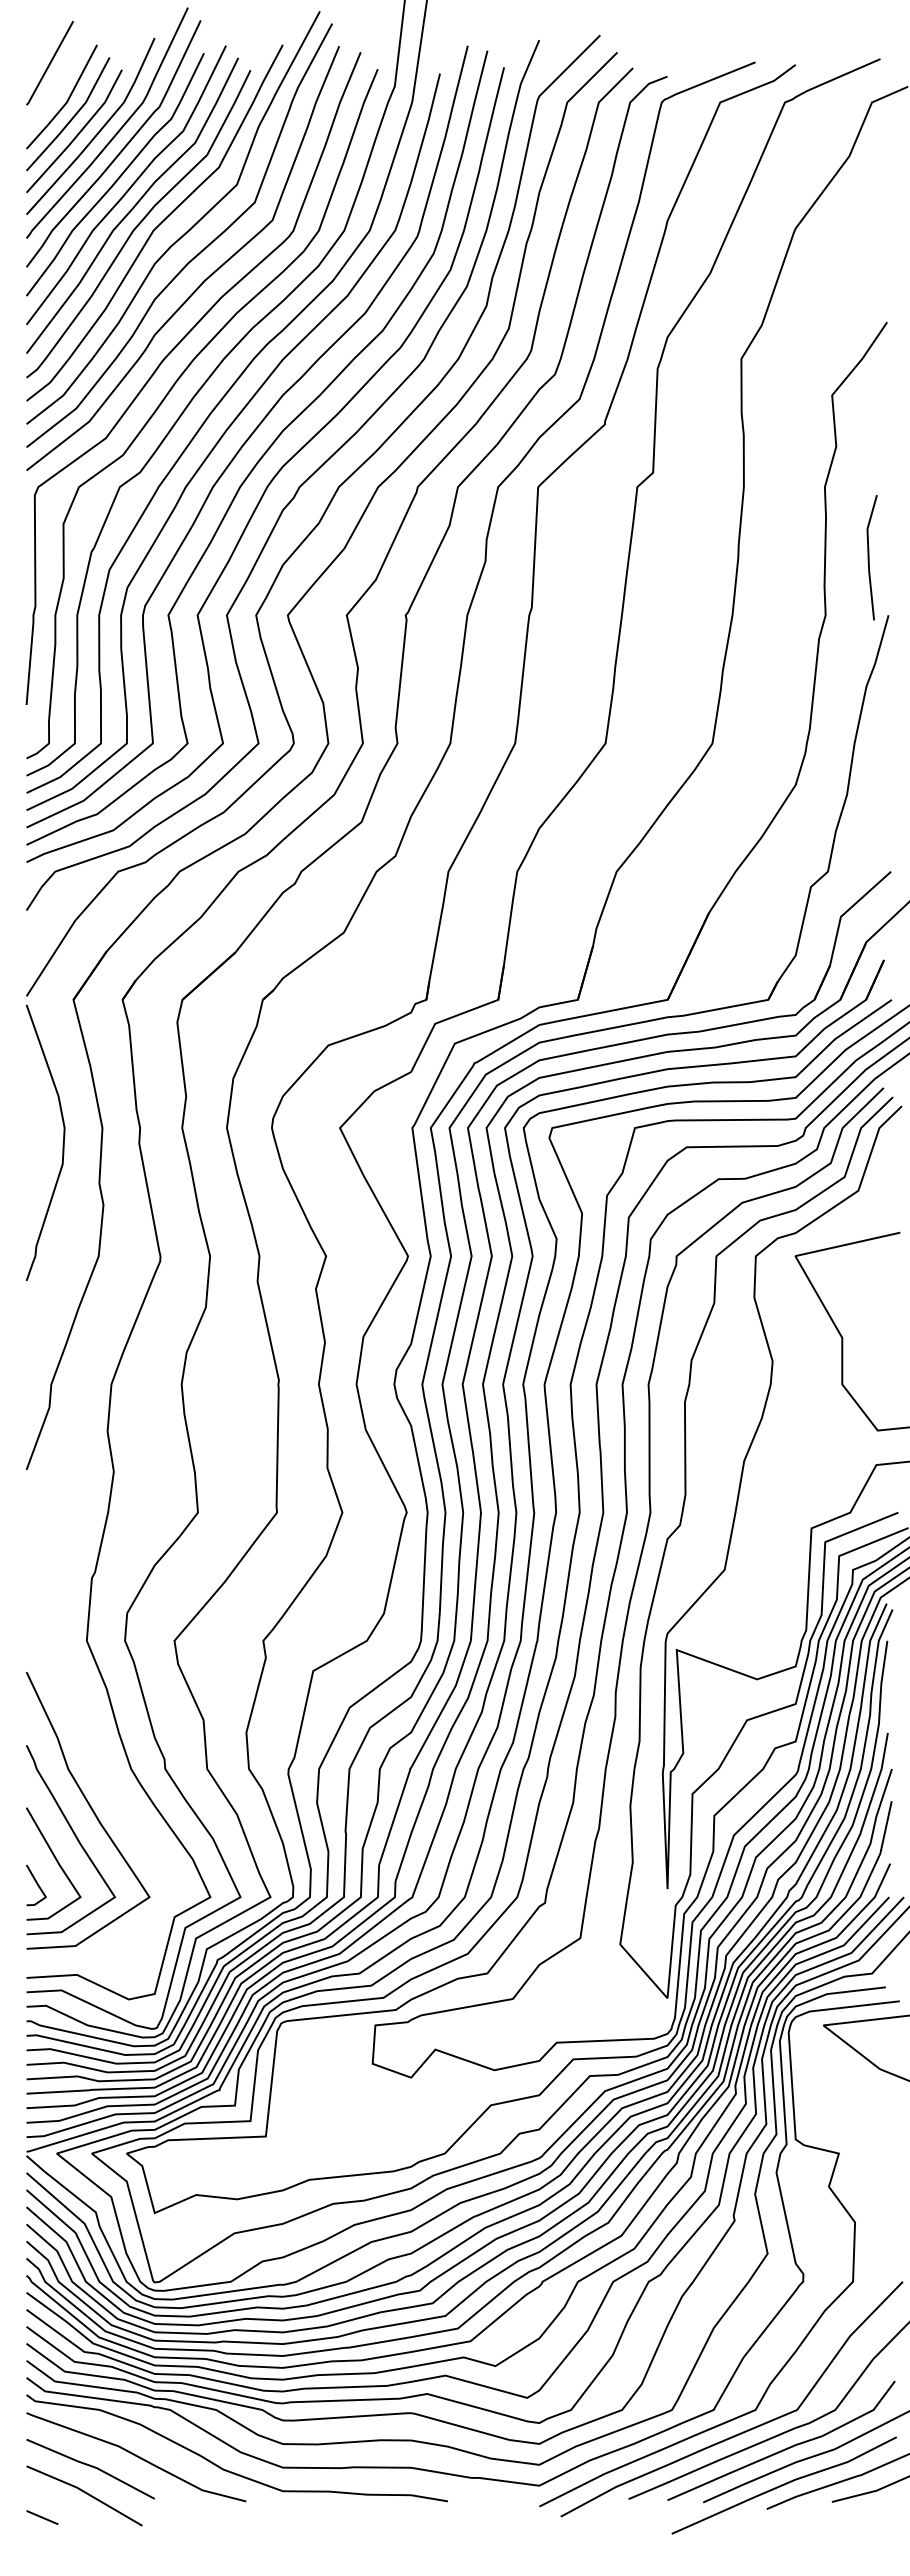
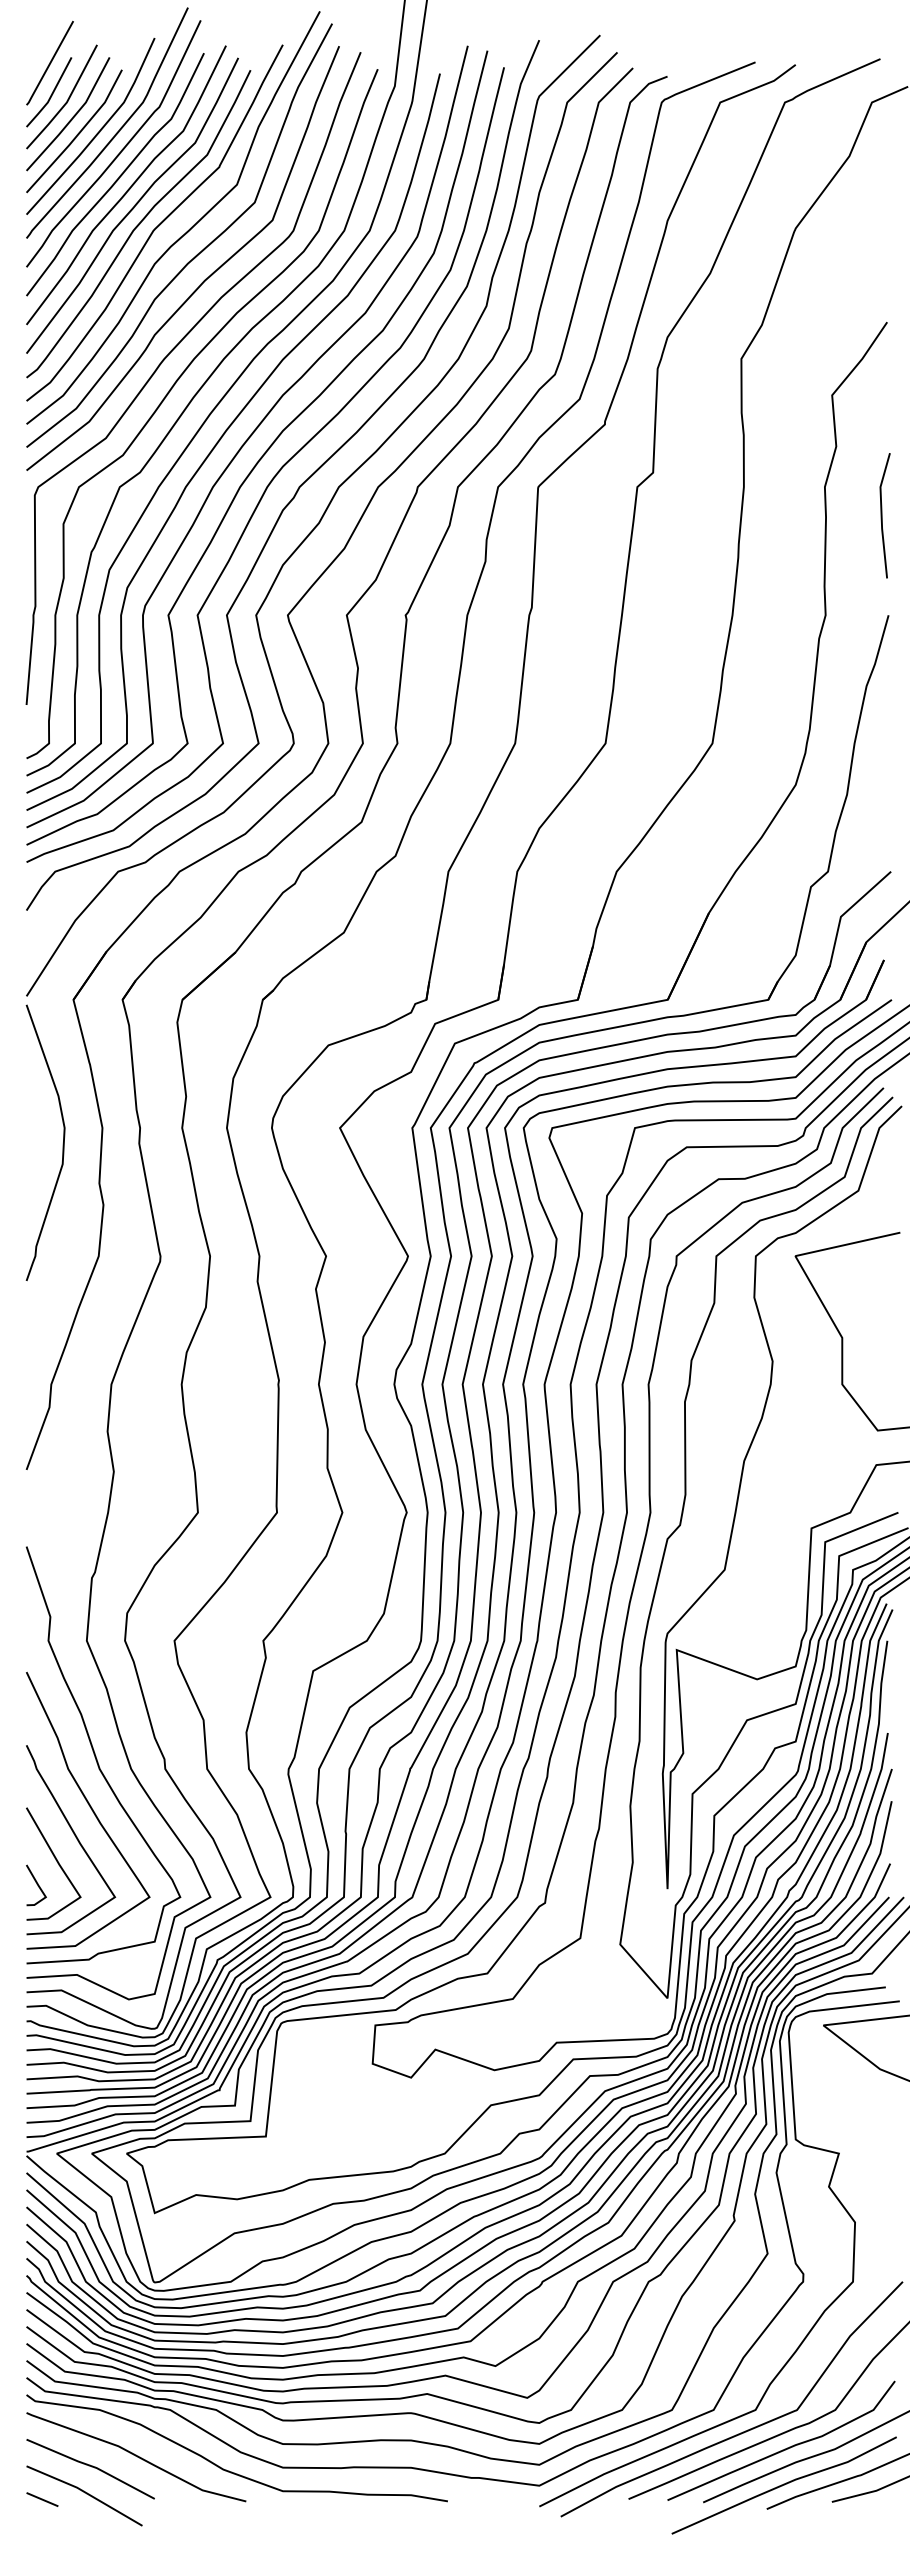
line: none -> present (51, 93)
line position: (869, 557) -> (882, 515) (882, 515)
curve: none -> present (96, 1756)
line position: (42, 2517) -> (42, 2499) (42, 2499)
